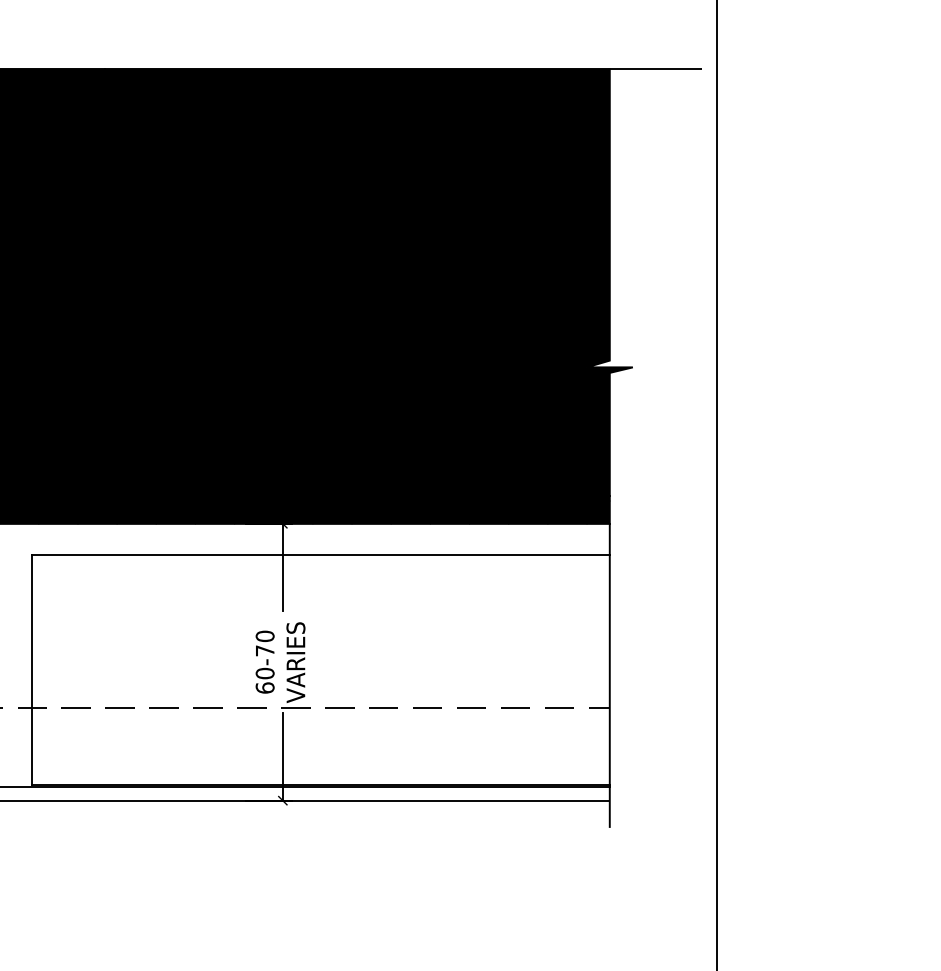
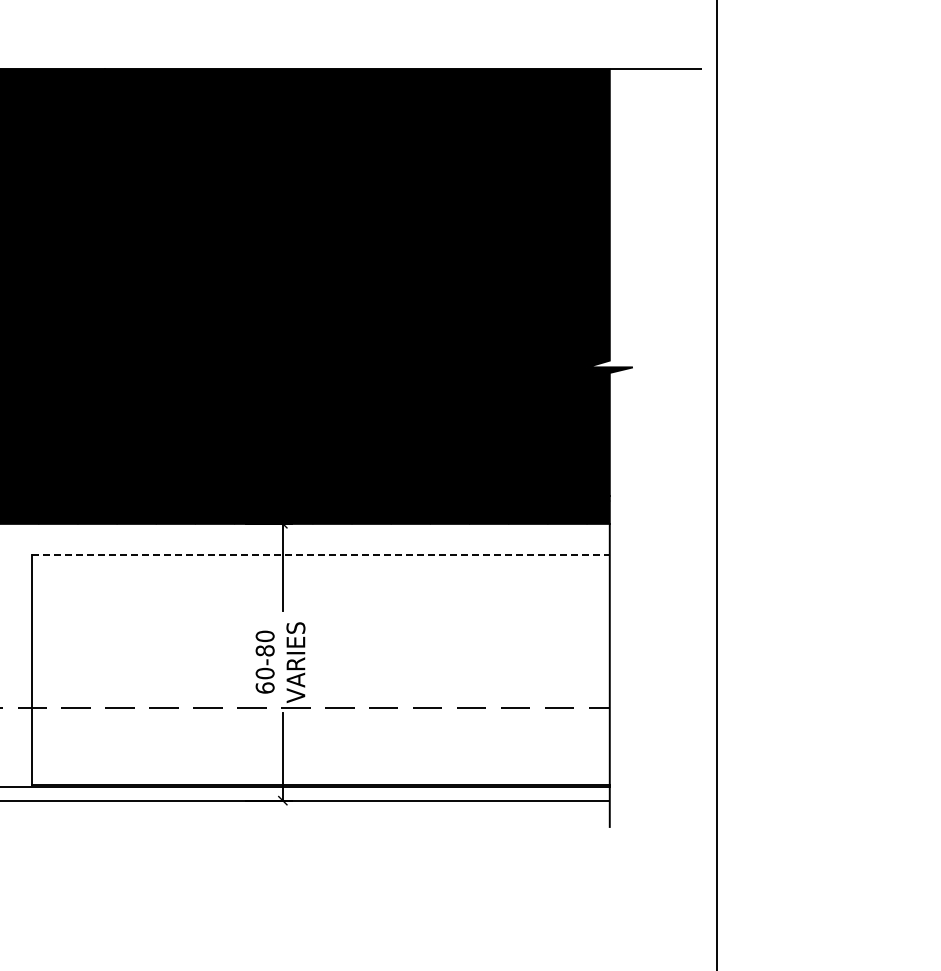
line: solid -> dashed (321, 555)
text: 60-70 -> 60-80 (264, 650)
